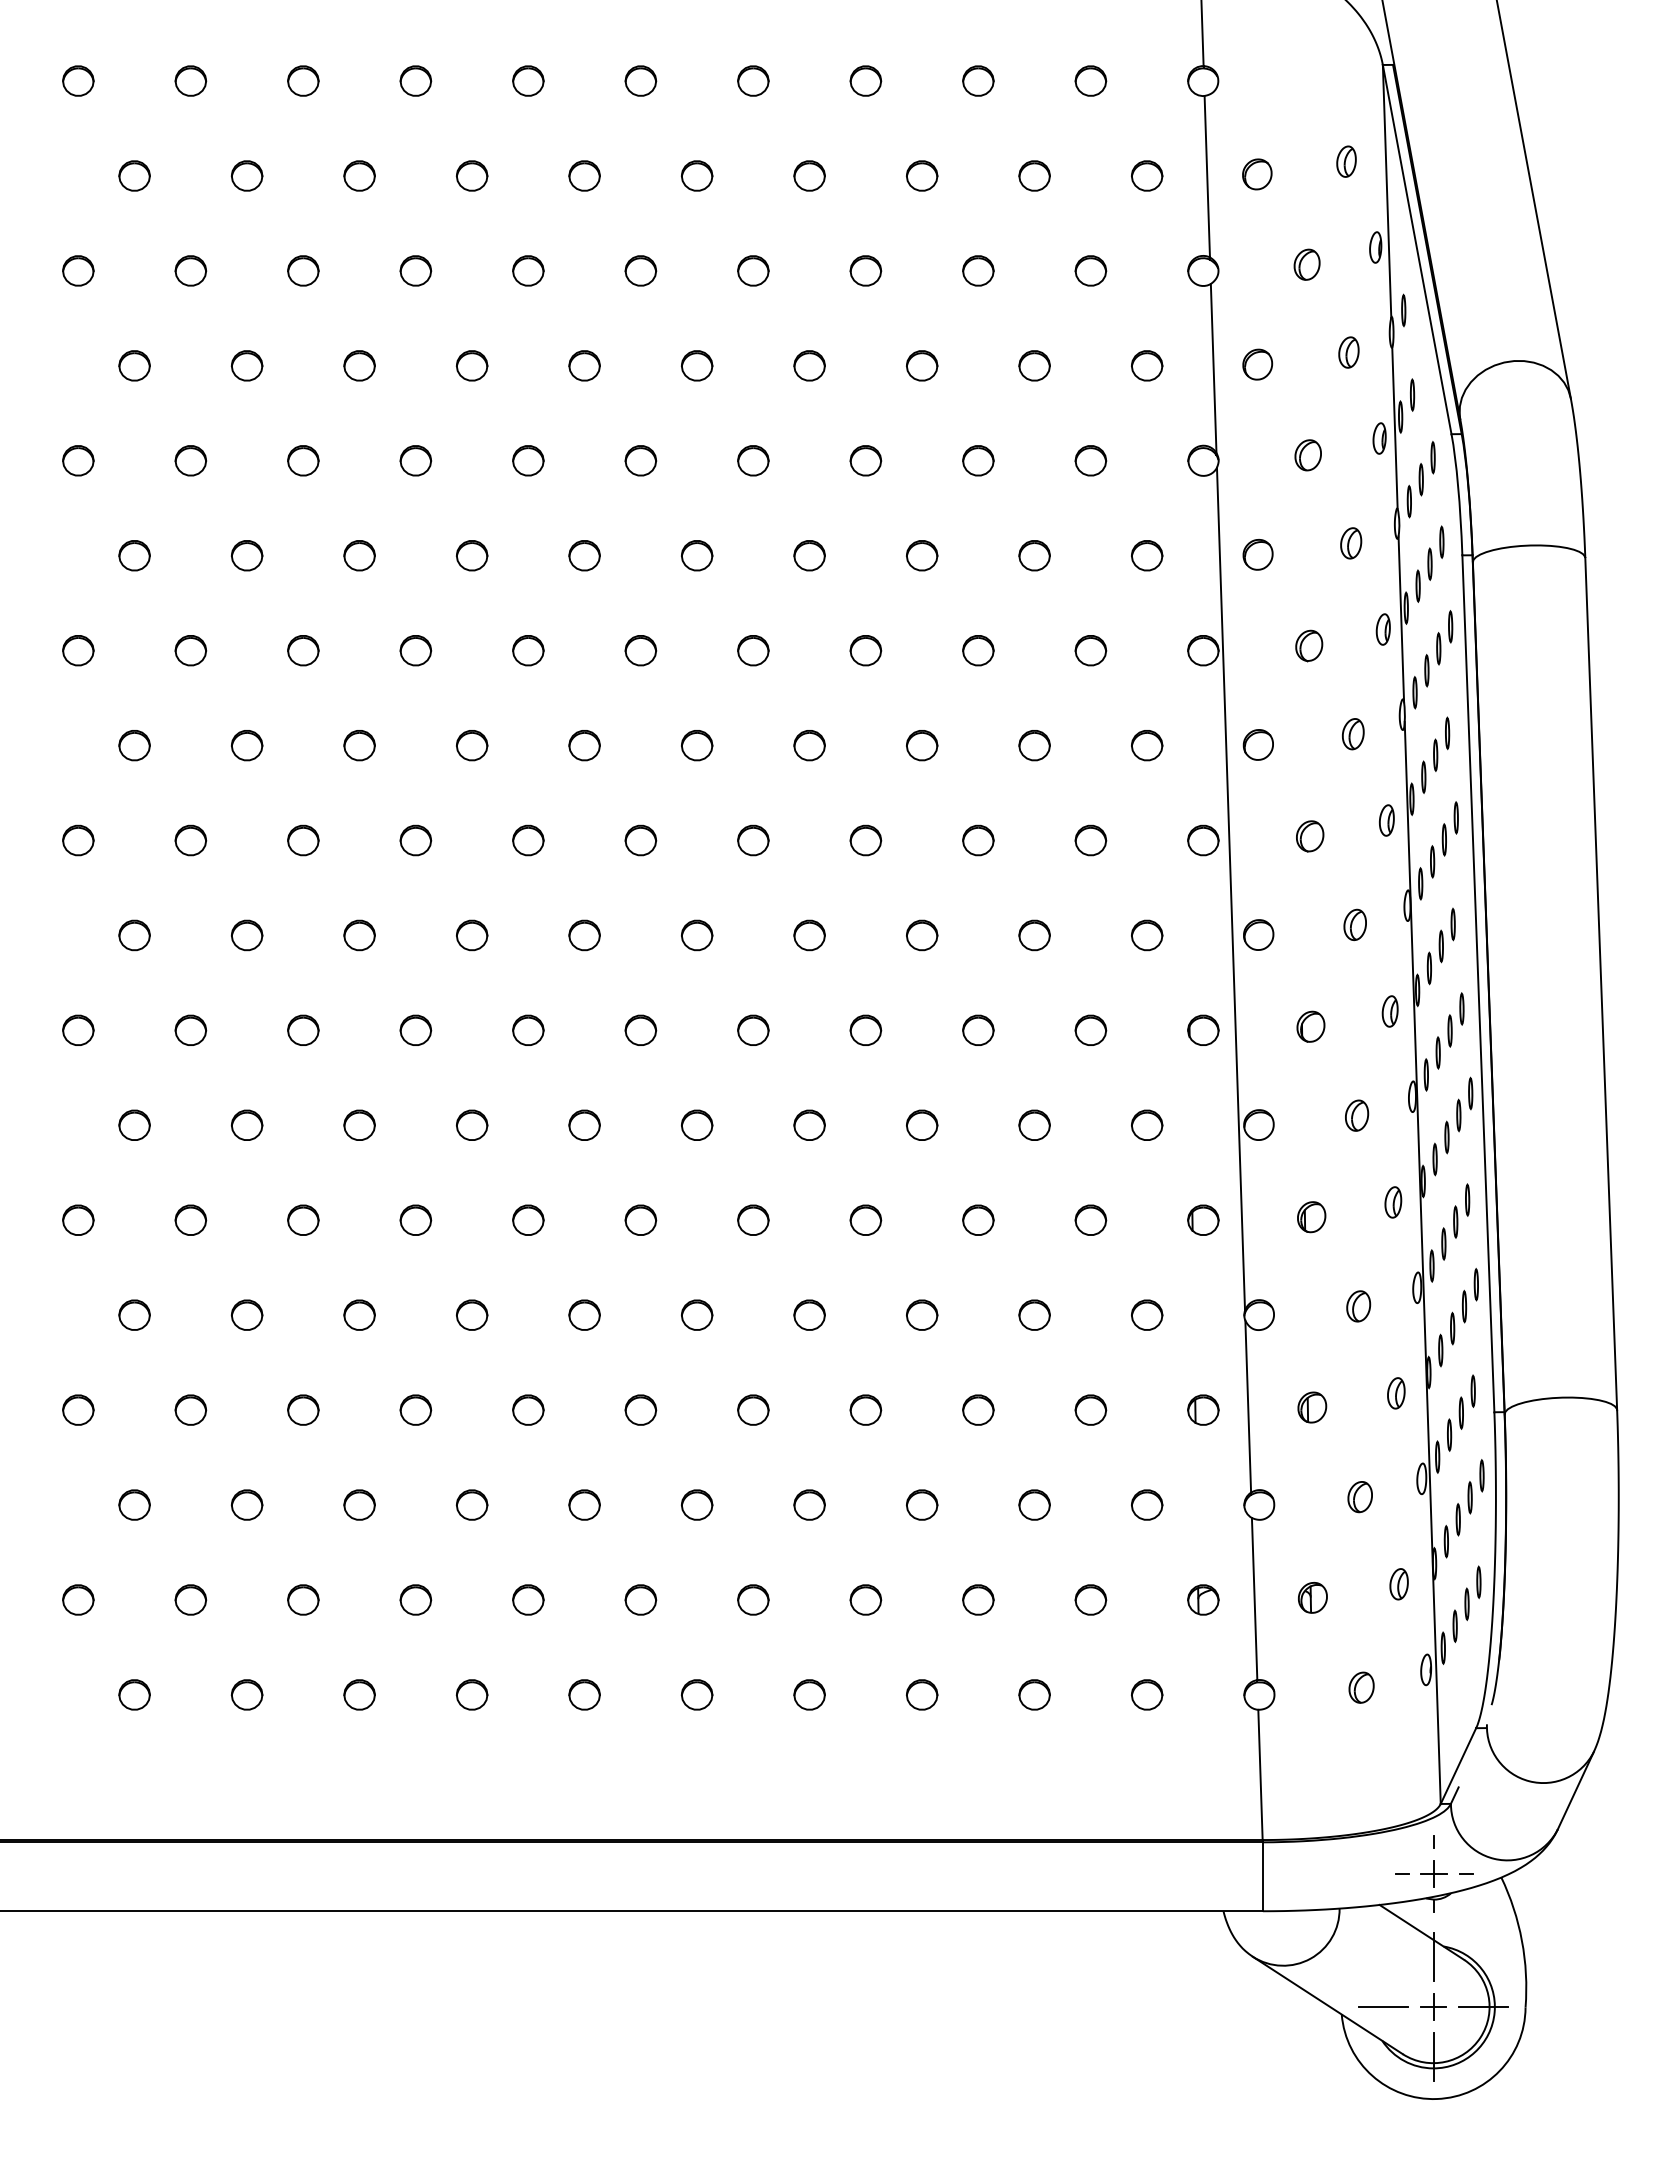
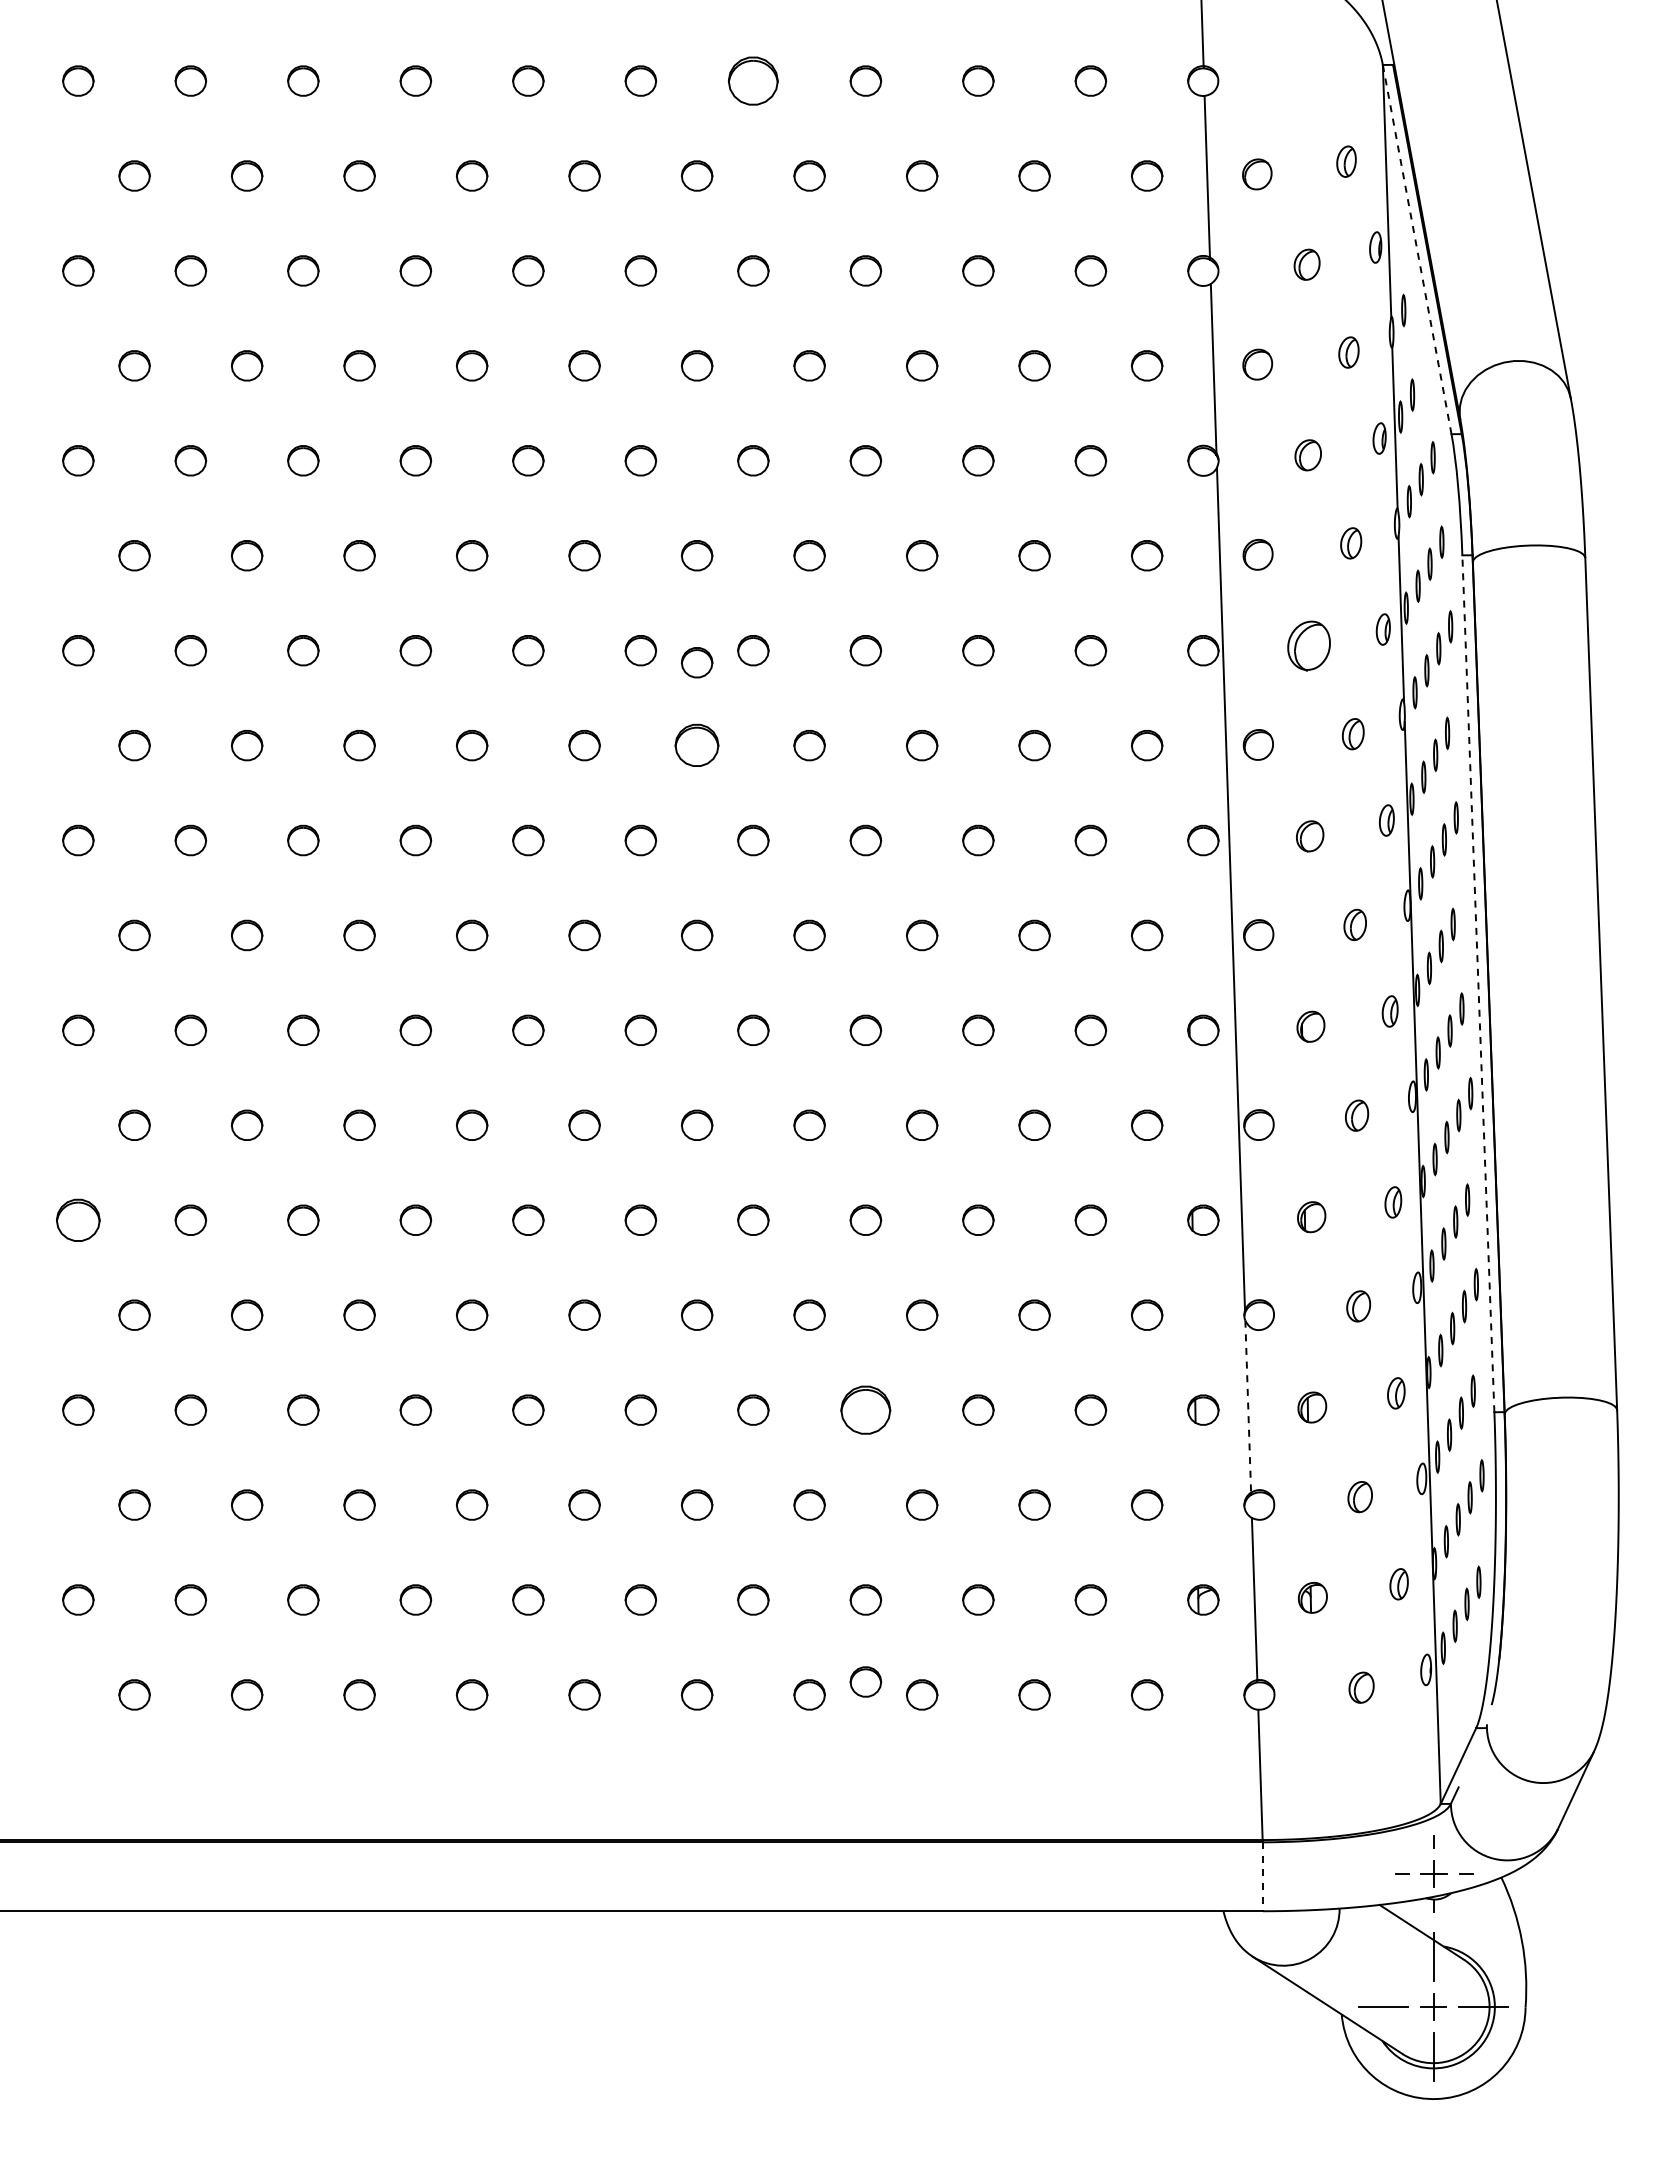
part size: 33x32 px -> 51x50 px (753, 80)
line: solid -> dashed (1417, 249)
part size: 29x34 px -> 44x52 px (1308, 645)
part: none -> present (697, 662)
part size: 33x32 px -> 46x44 px (696, 744)
line: solid -> dashed (1478, 983)
part size: 33x32 px -> 45x44 px (78, 1219)
line: solid -> dashed (1248, 1407)
part size: 34x32 px -> 52x50 px (865, 1409)
part: none -> present (865, 1681)
line: solid -> dashed (1262, 1876)
